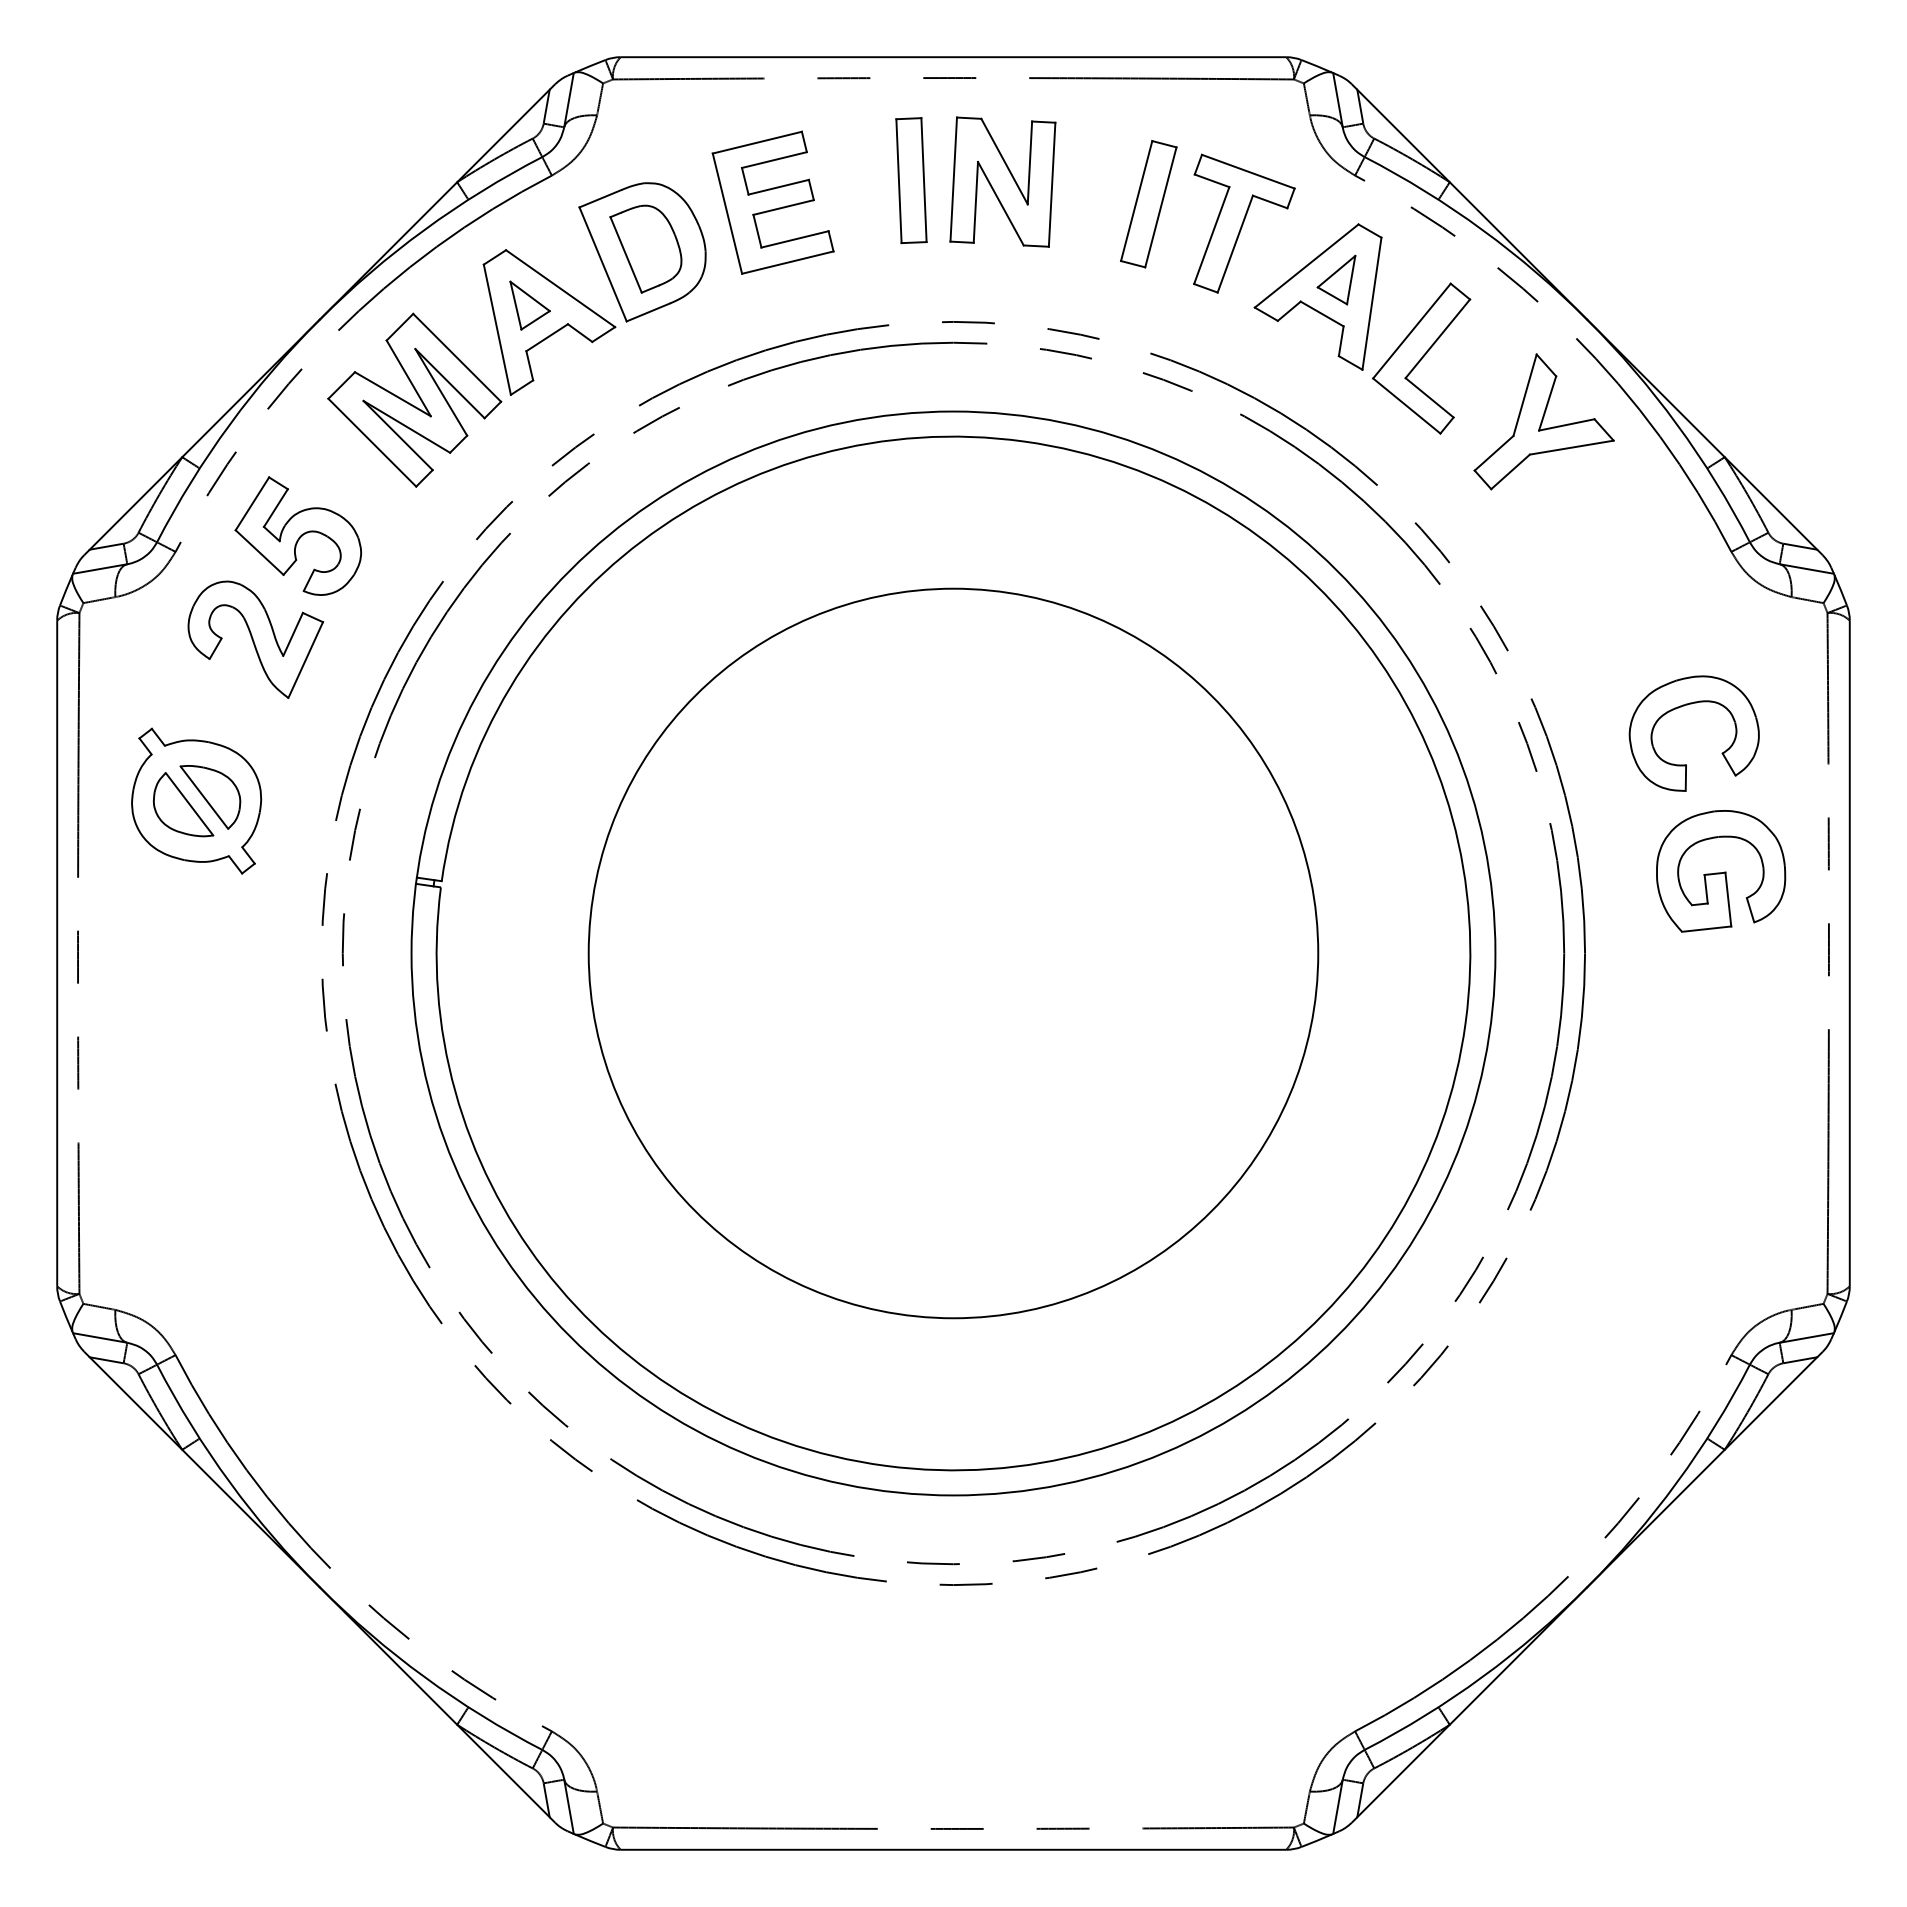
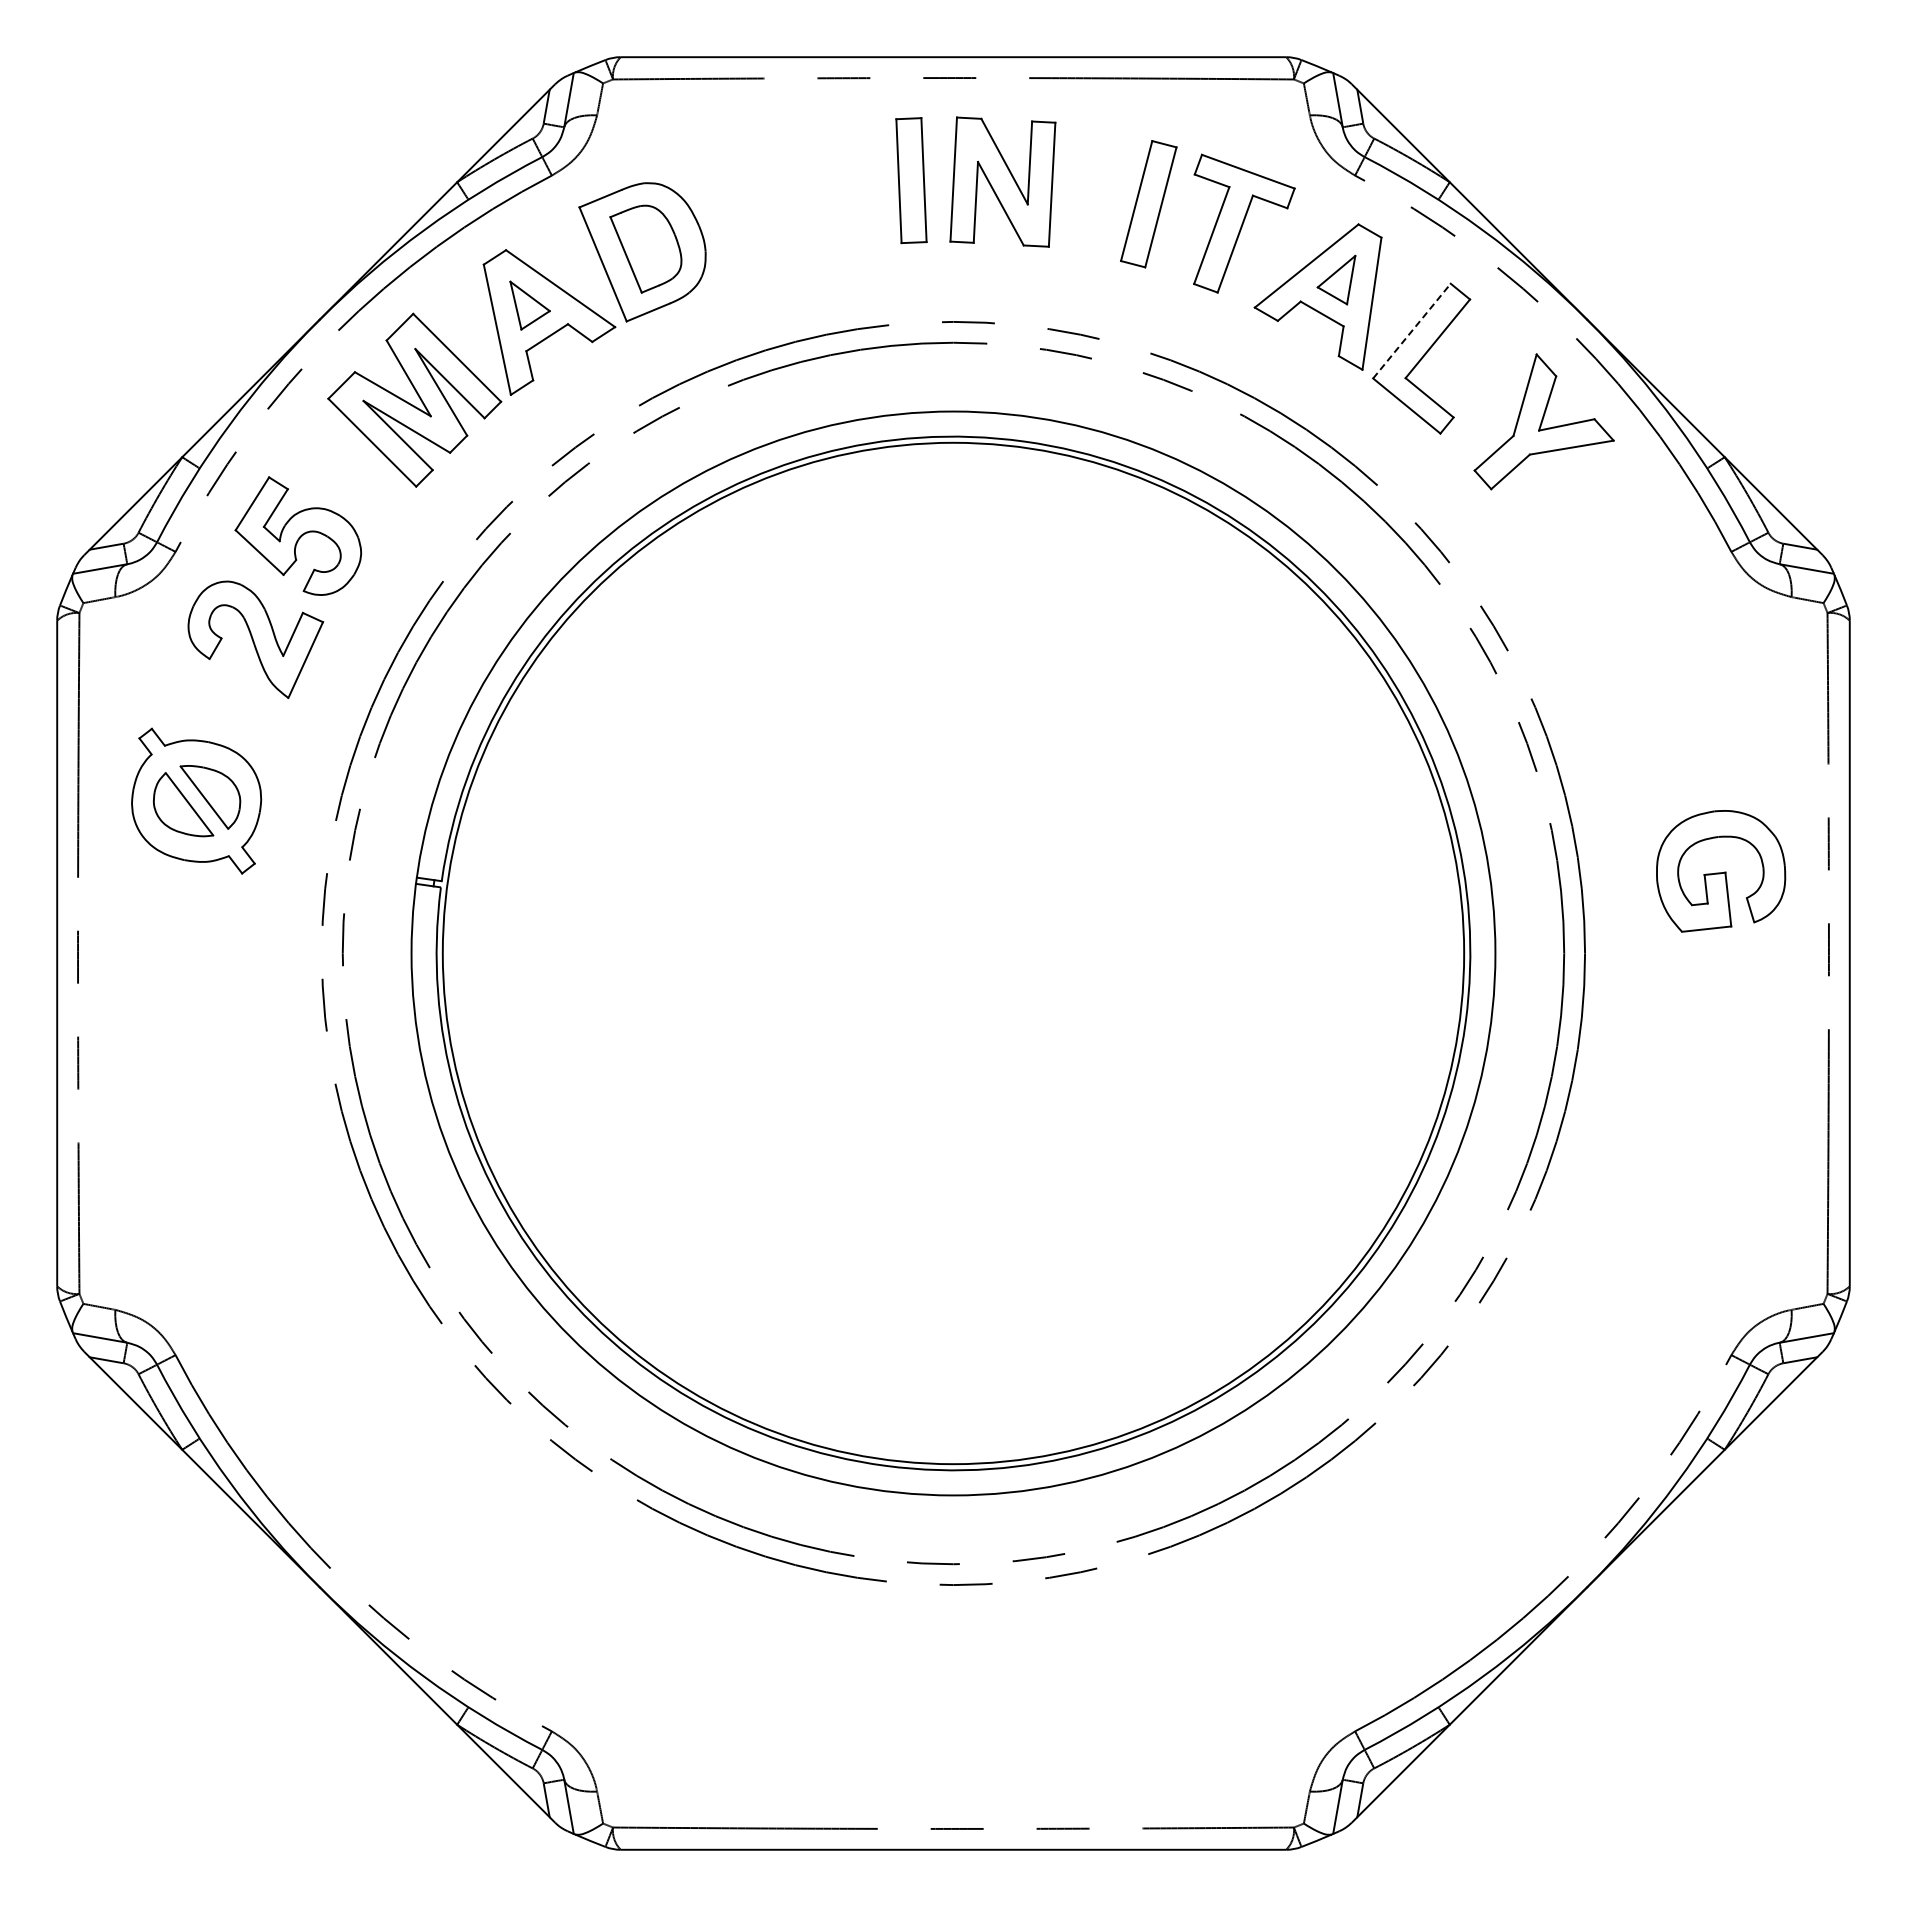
part: present -> none (772, 202)
line: solid -> dashed (1412, 330)
part: present -> none (1684, 706)
circle diameter: 730 px -> 1021 px (953, 953)
